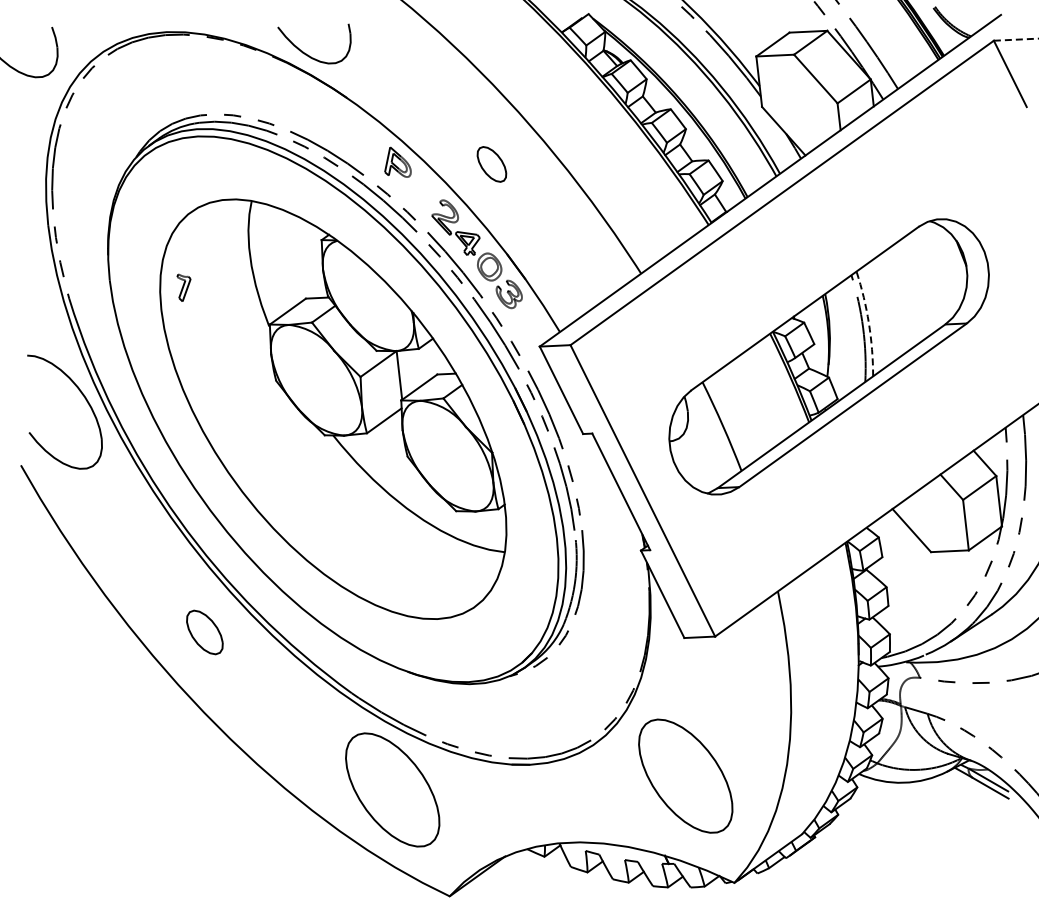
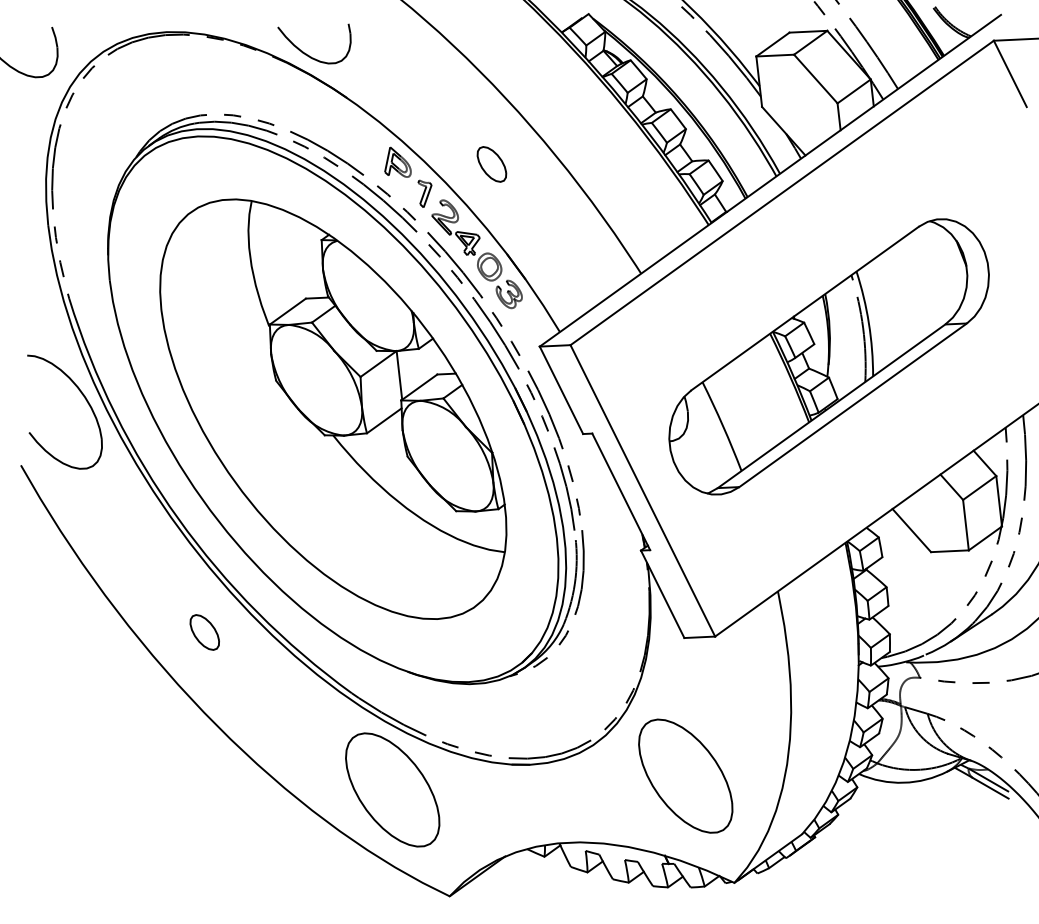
line: dashed -> solid (1016, 39)
part position: (183, 287) -> (424, 193) (424, 193)
arc: dashed -> solid (868, 323)
part size: 38x47 px -> 31x37 px (204, 632)
